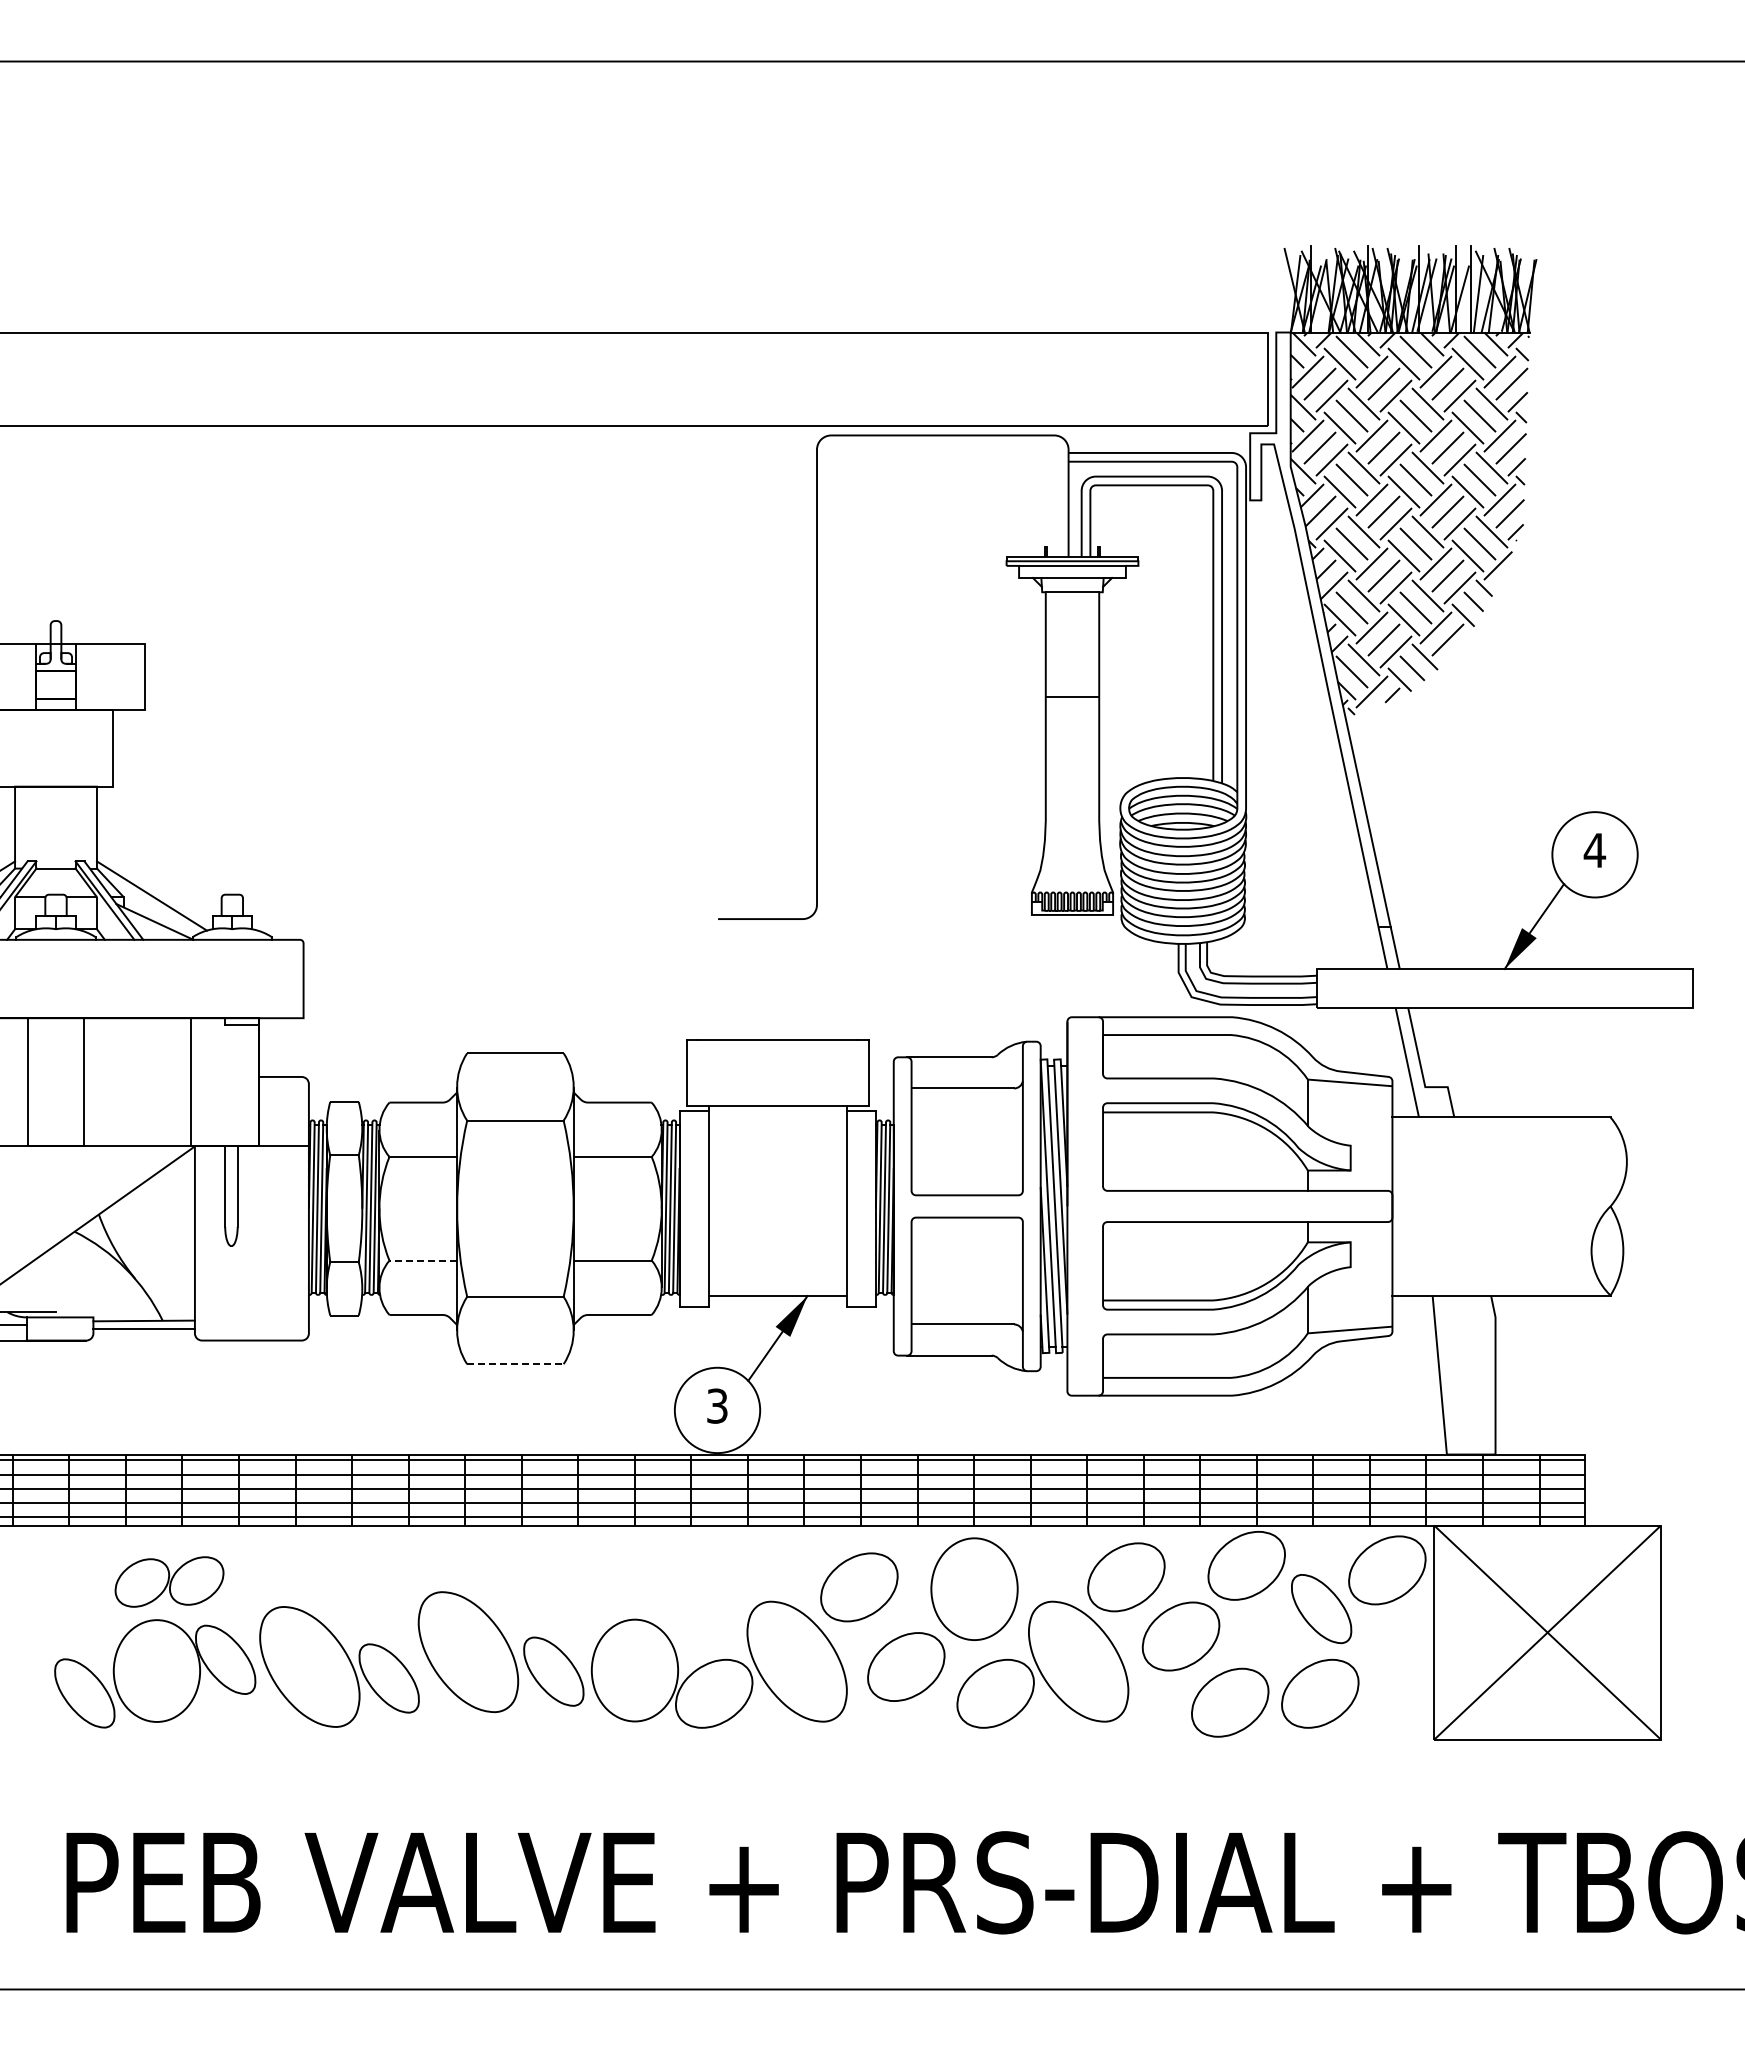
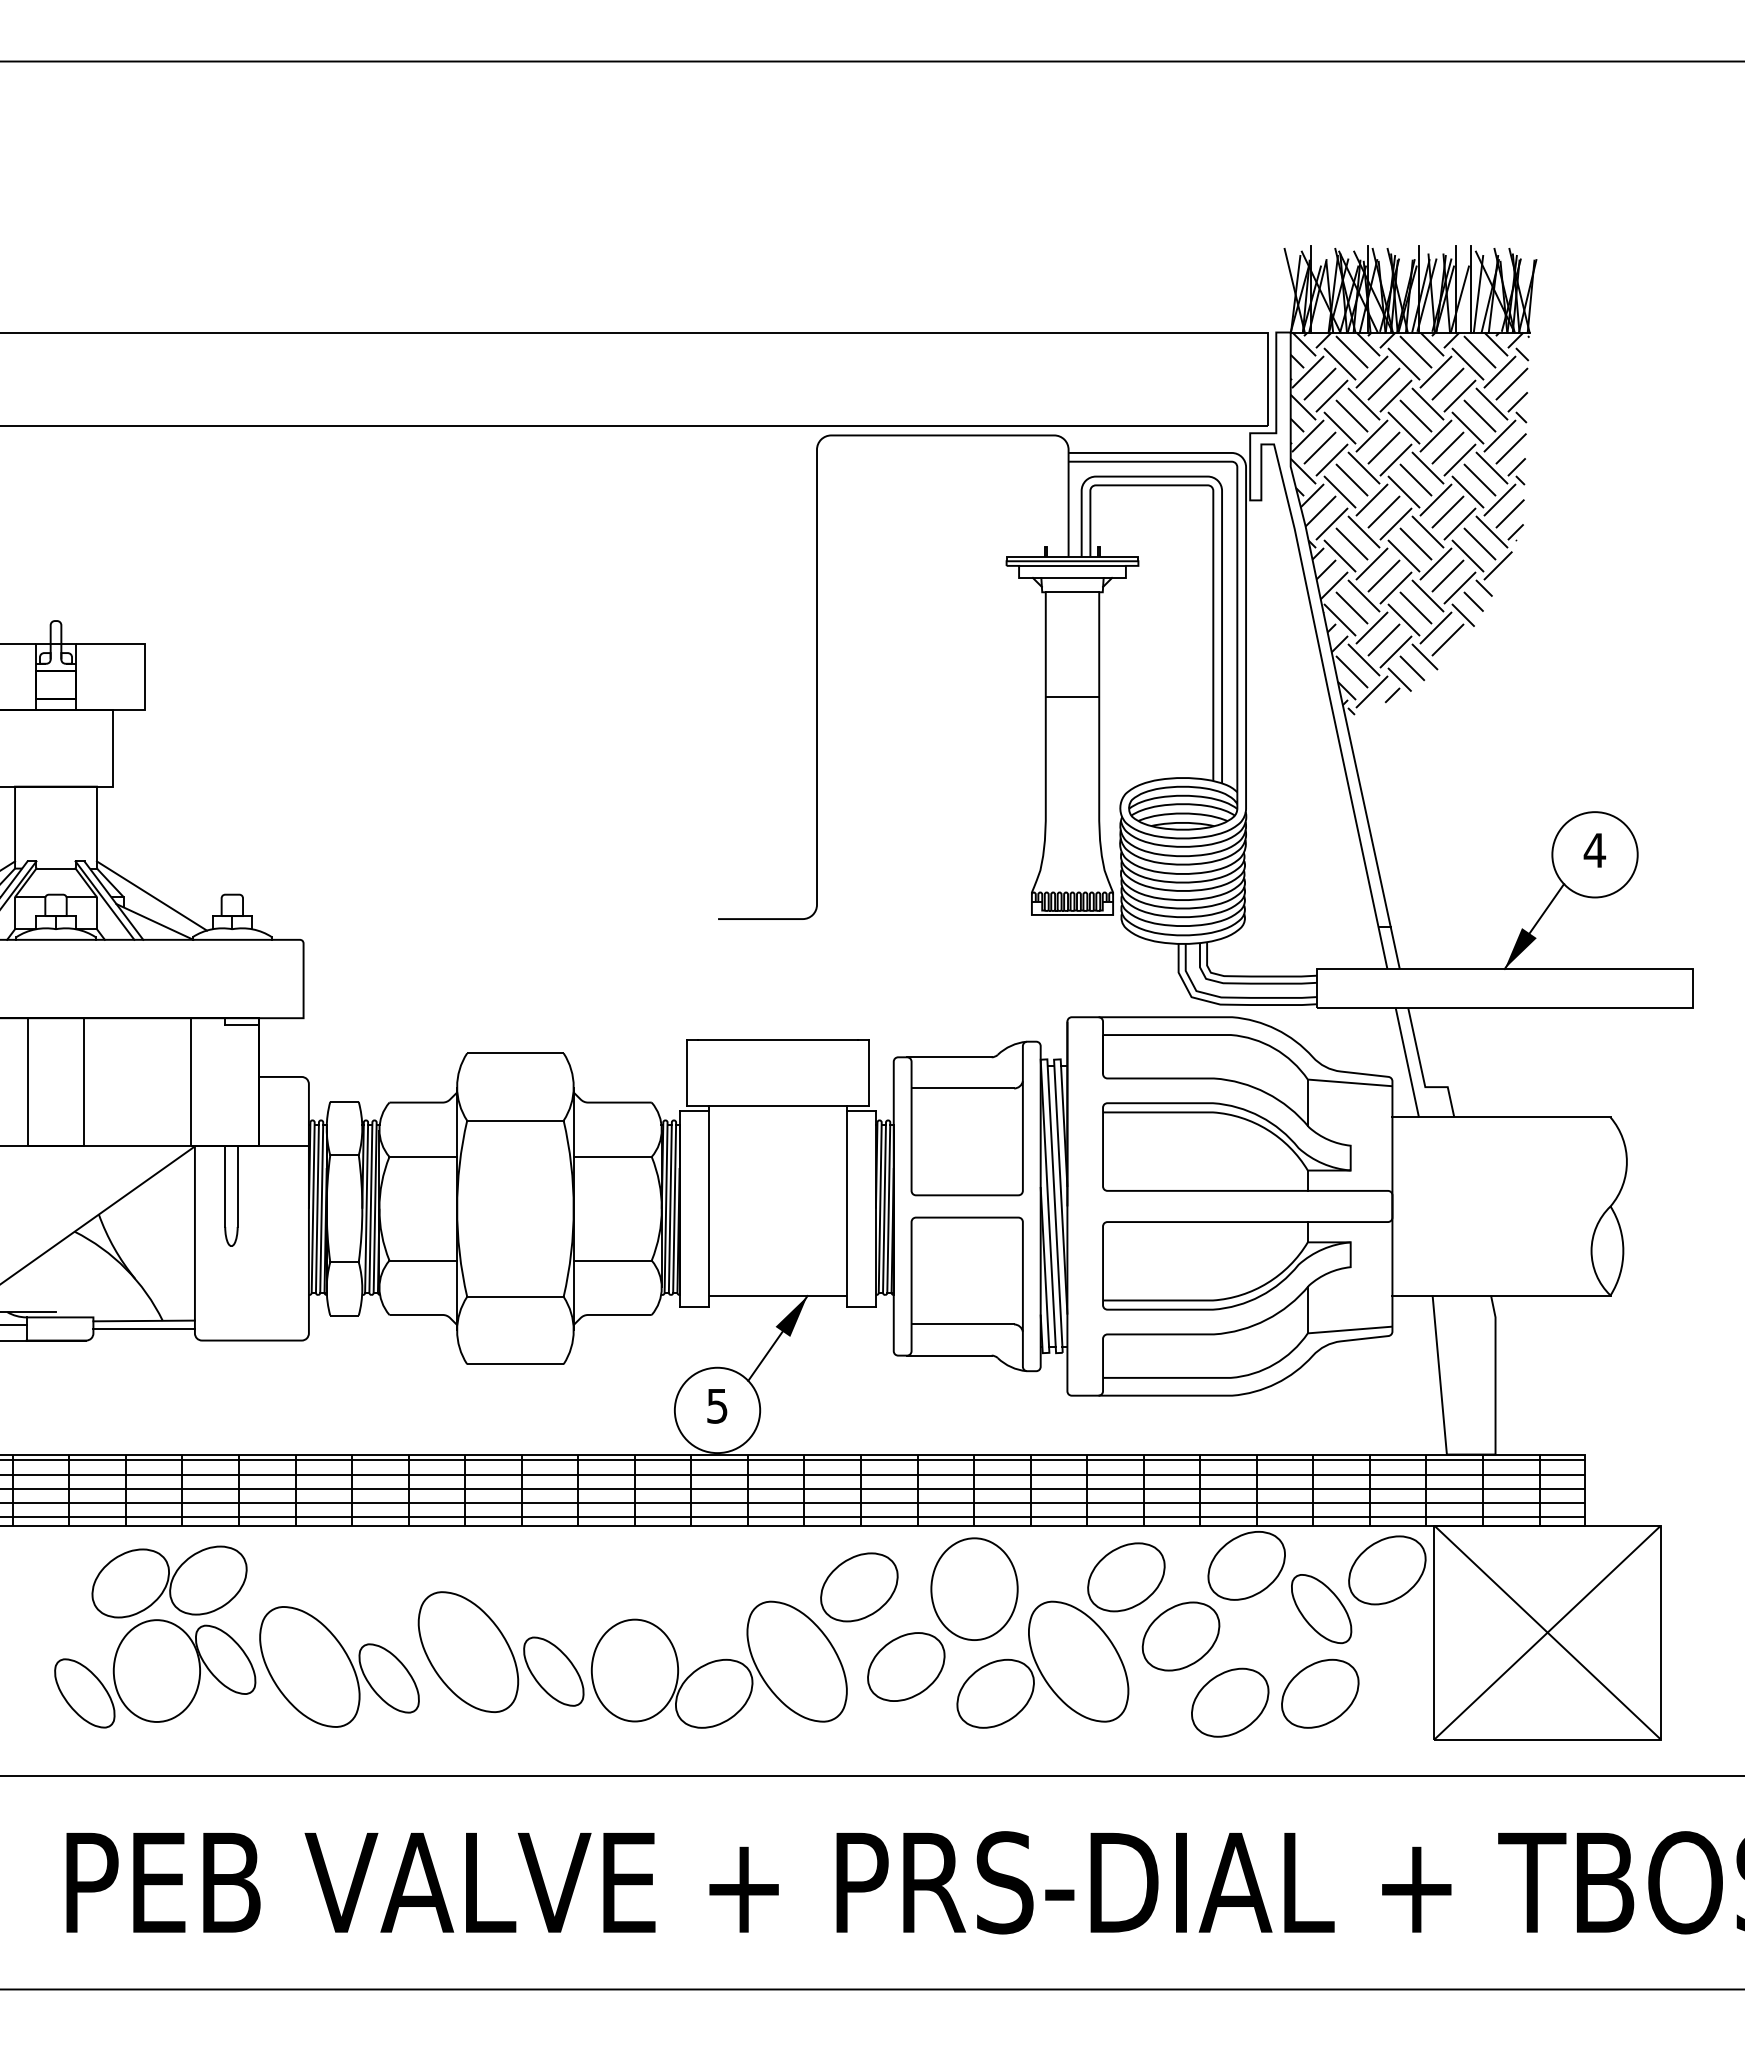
line: dashed -> solid (423, 1260)
line: dashed -> solid (515, 1364)
text: 3 -> 5 (717, 1405)
part size: 111x52 px -> 157x74 px (169, 1581)
line: none -> present (871, 1776)
